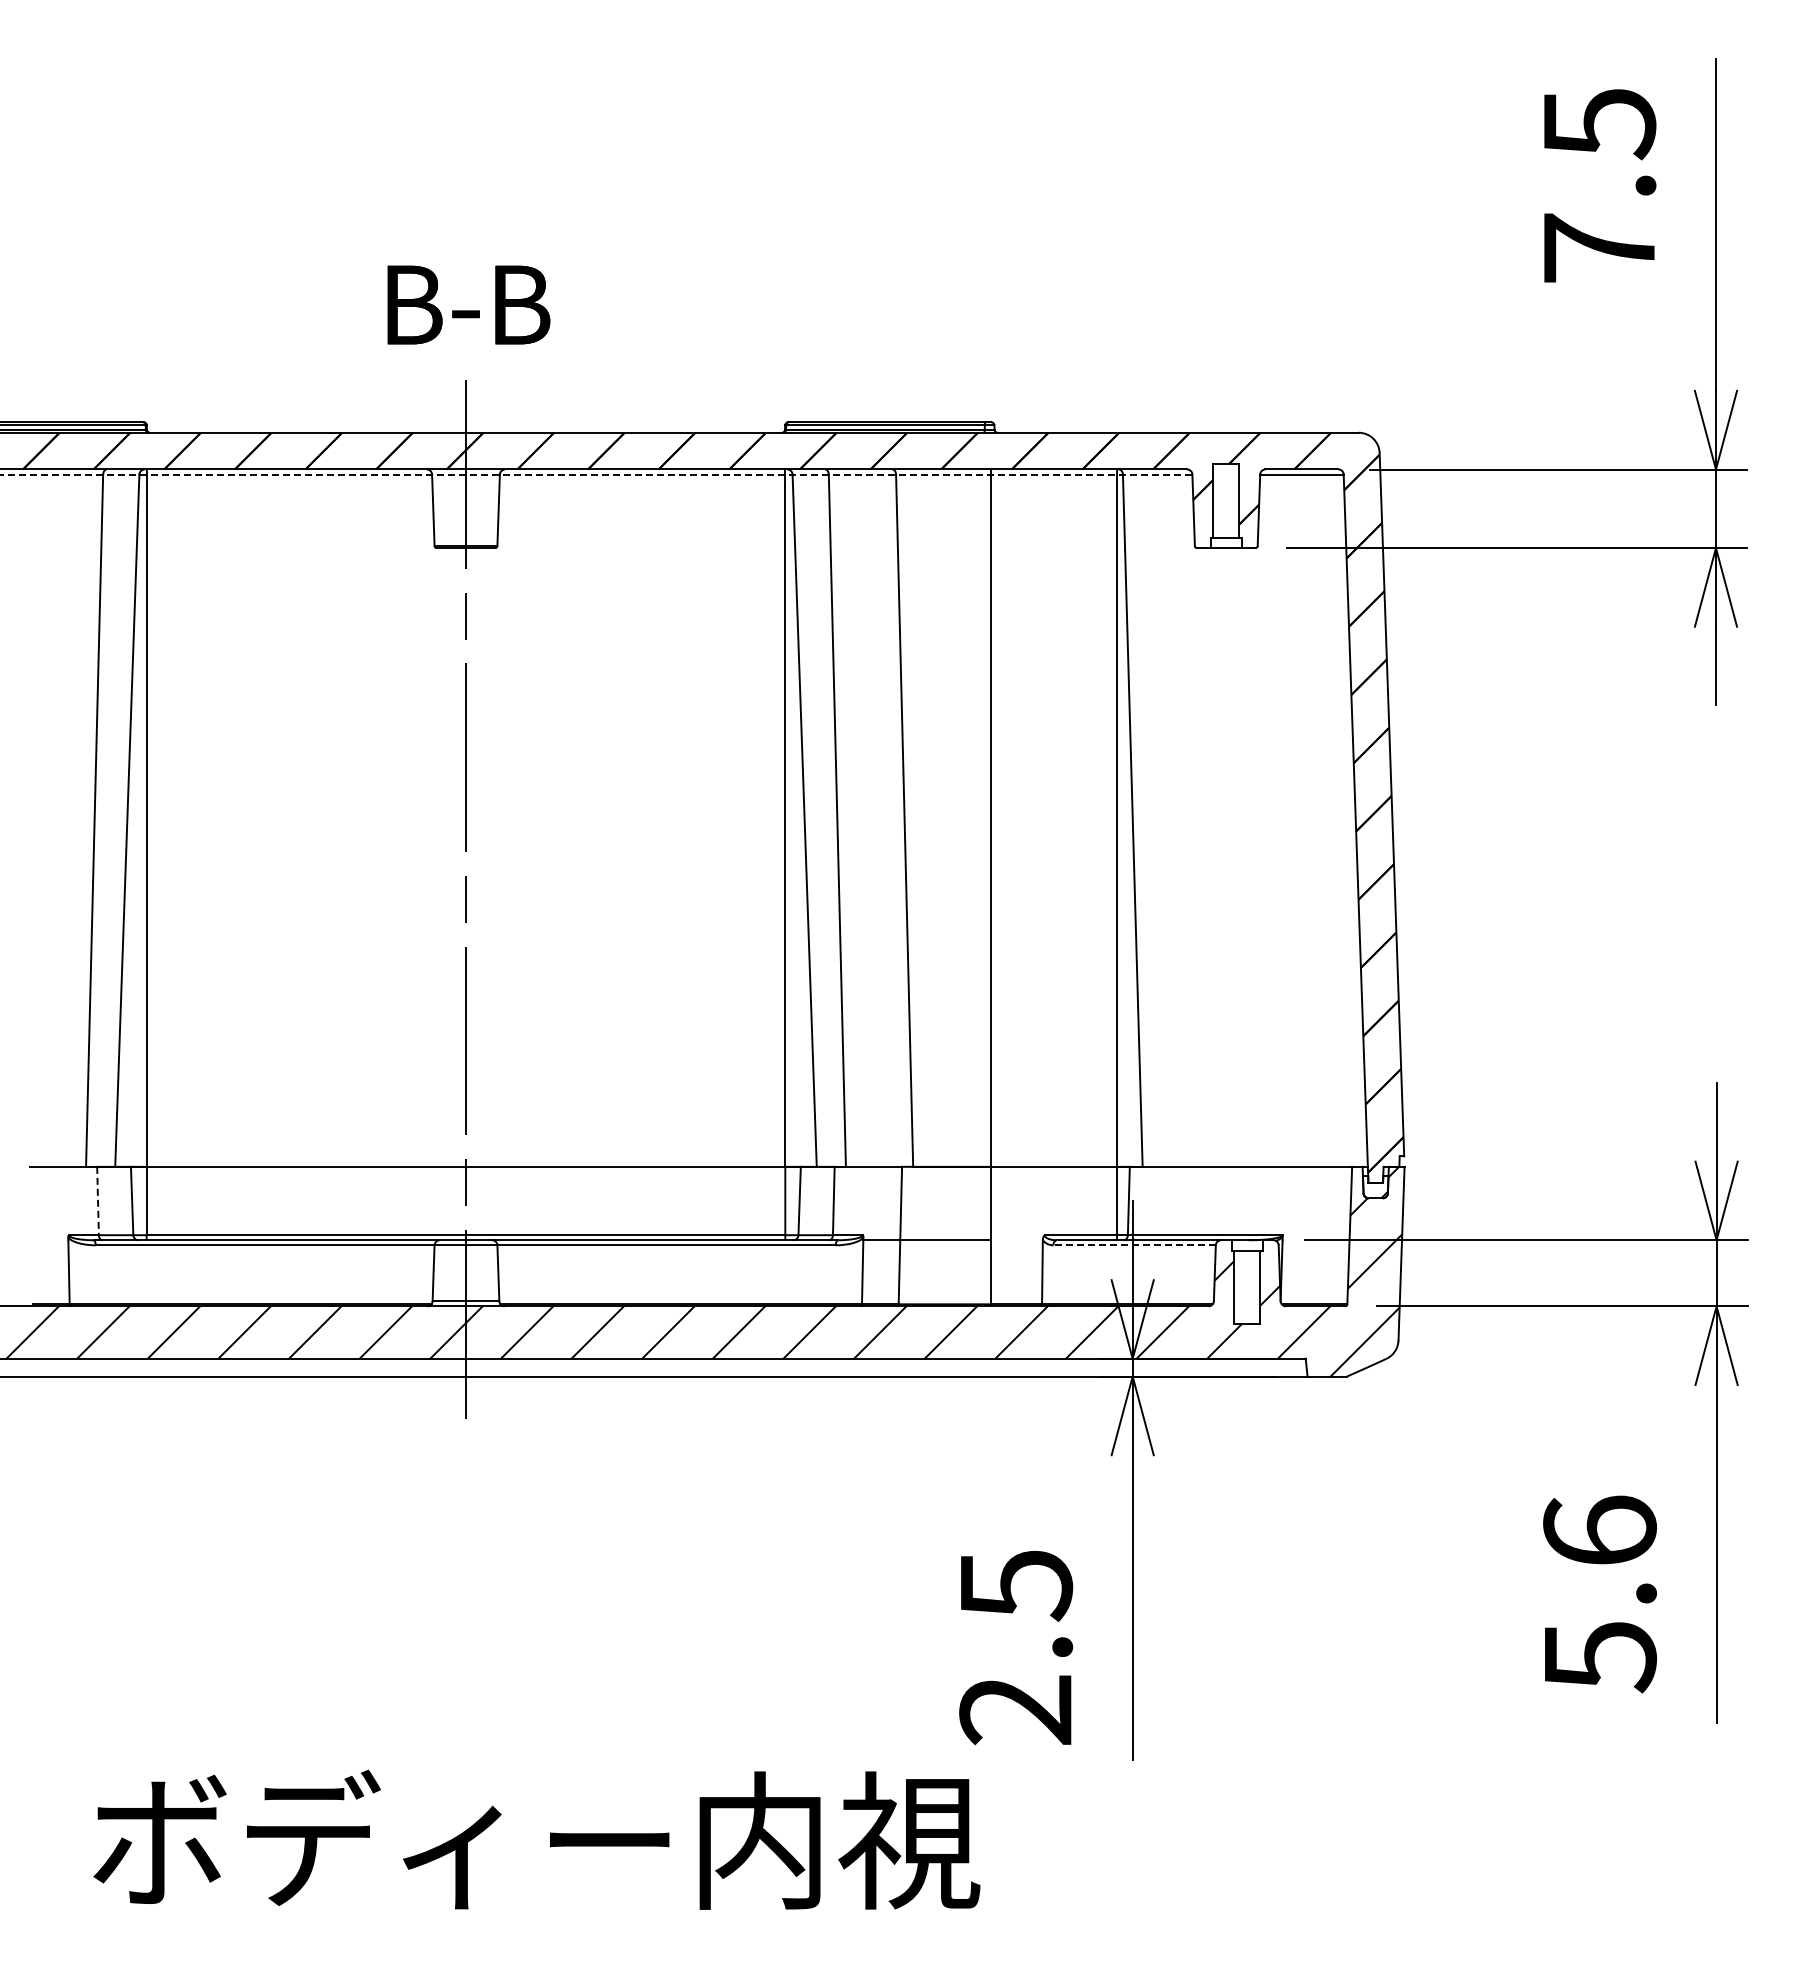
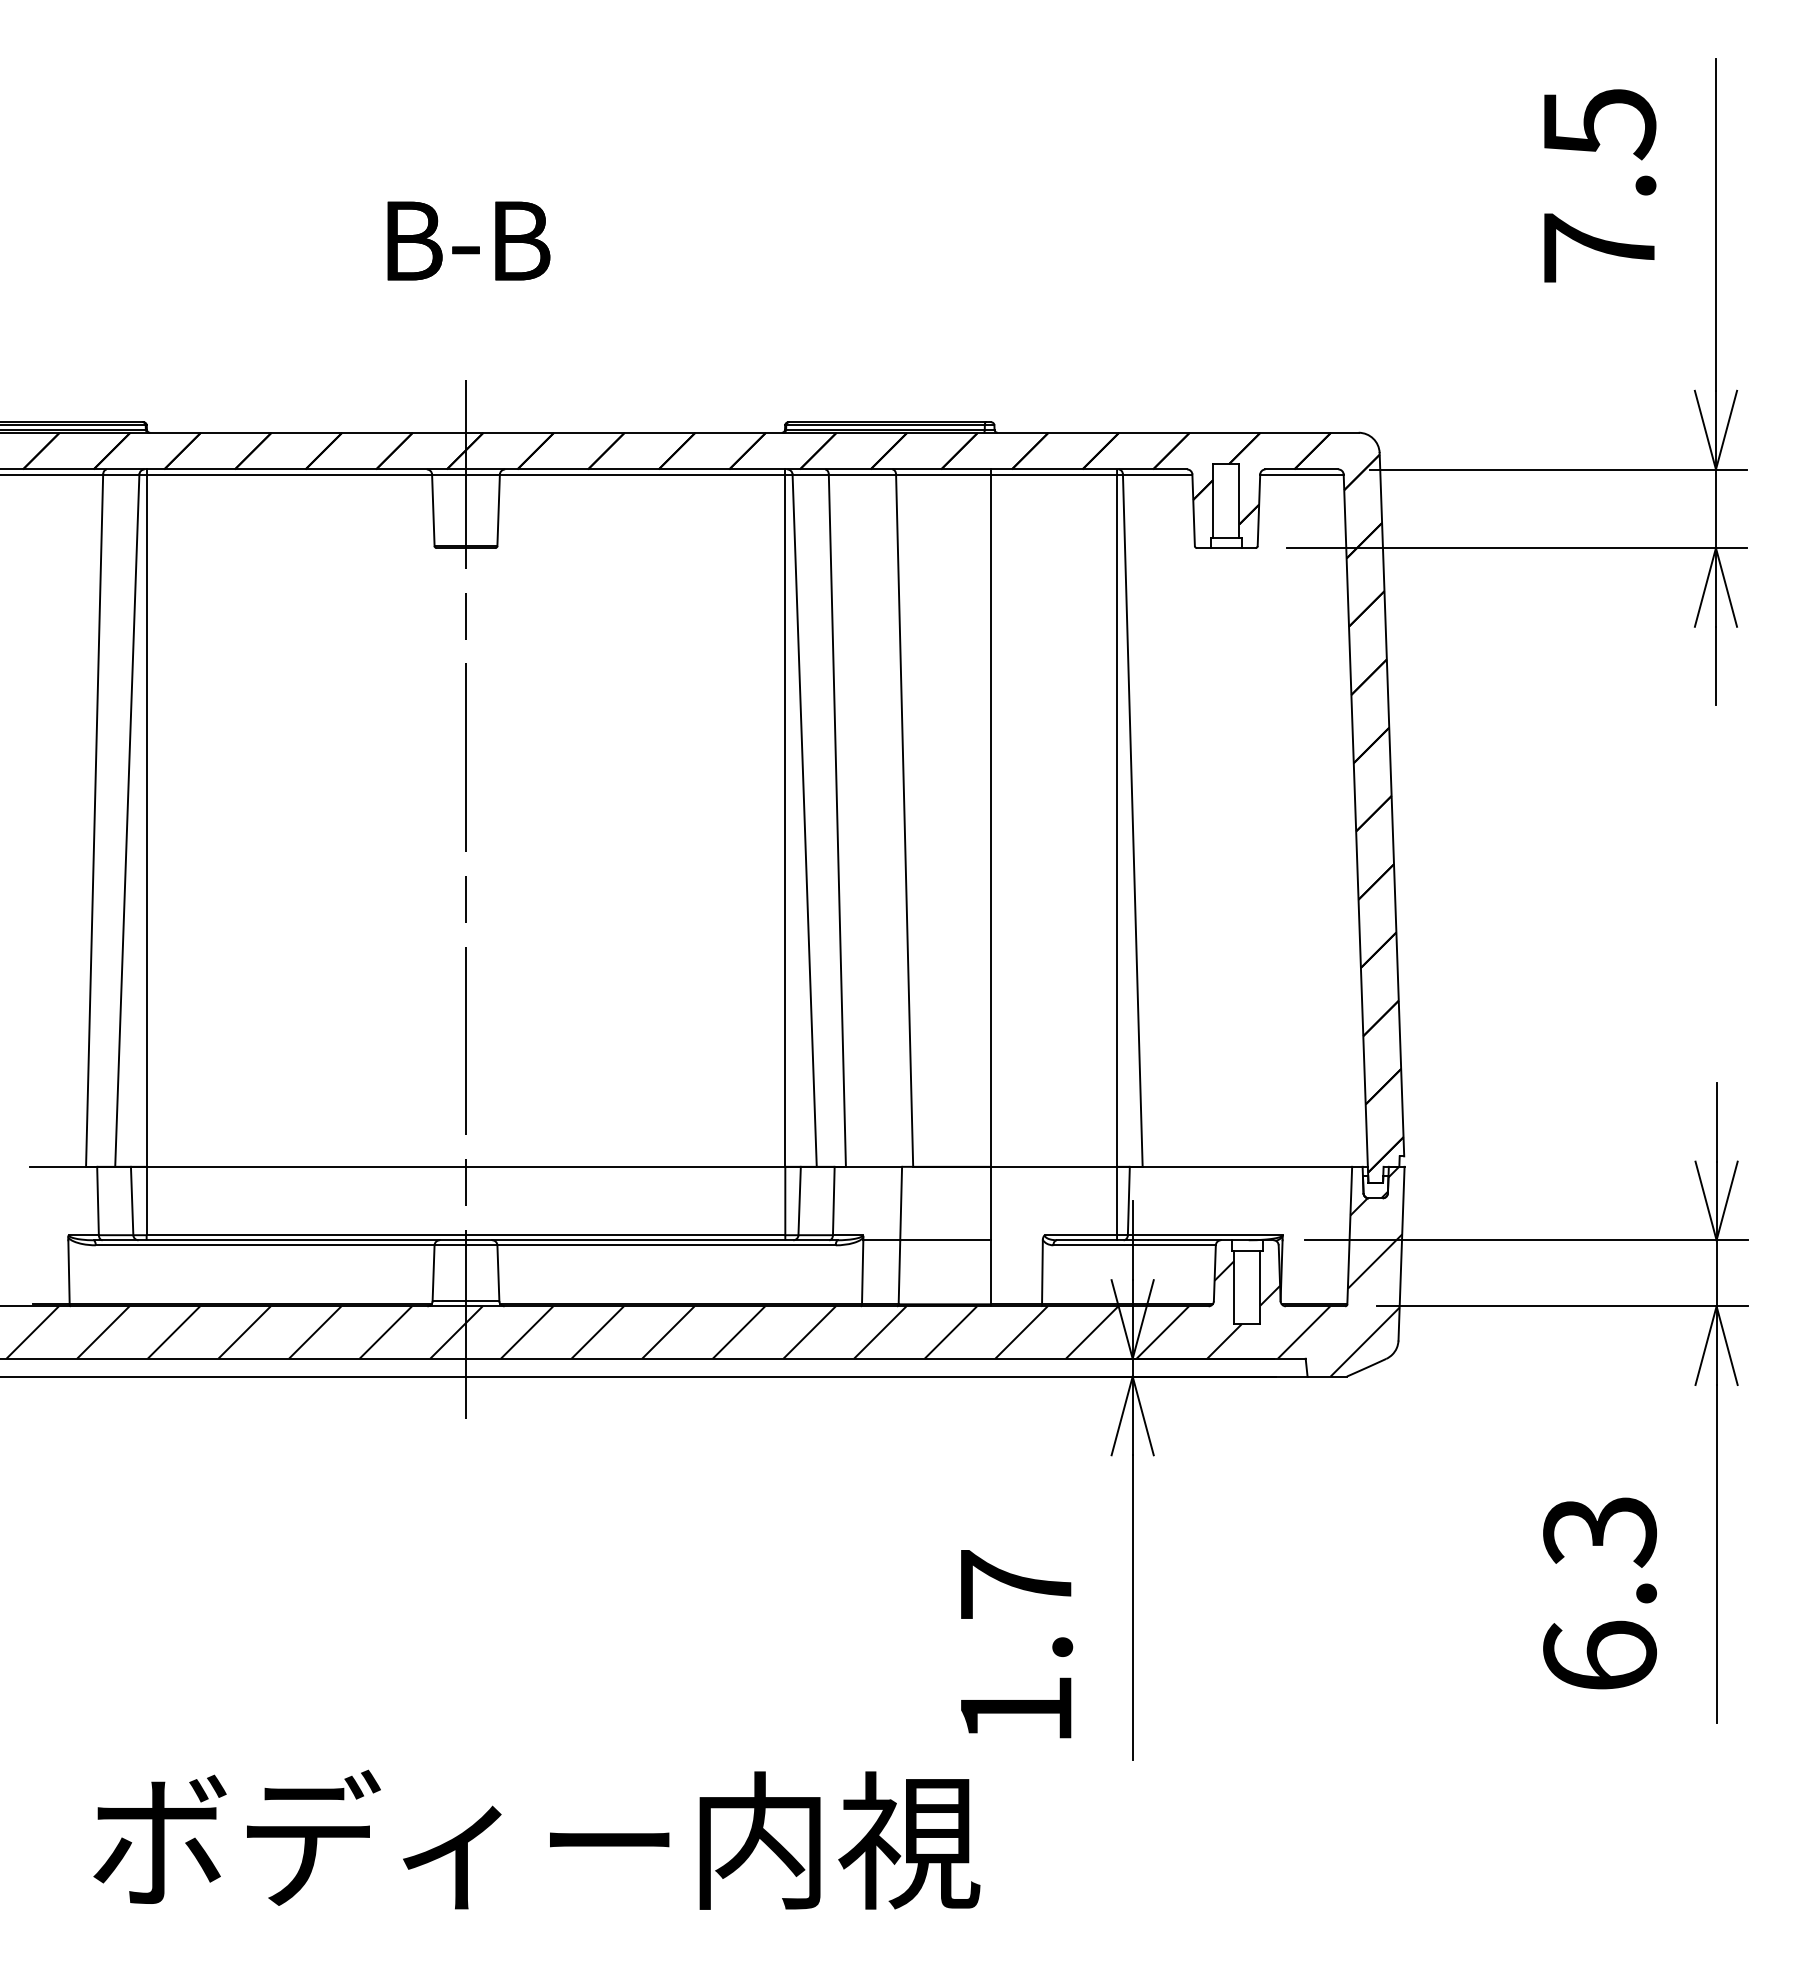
text position: (468, 304) -> (468, 240) (468, 240)
line: dashed -> solid (596, 474)
line: dashed -> solid (98, 1201)
line: dashed -> solid (1134, 1245)
text: 5.6 -> 6.3 (1600, 1594)
text: 2.5 -> 1.7 (1016, 1647)
